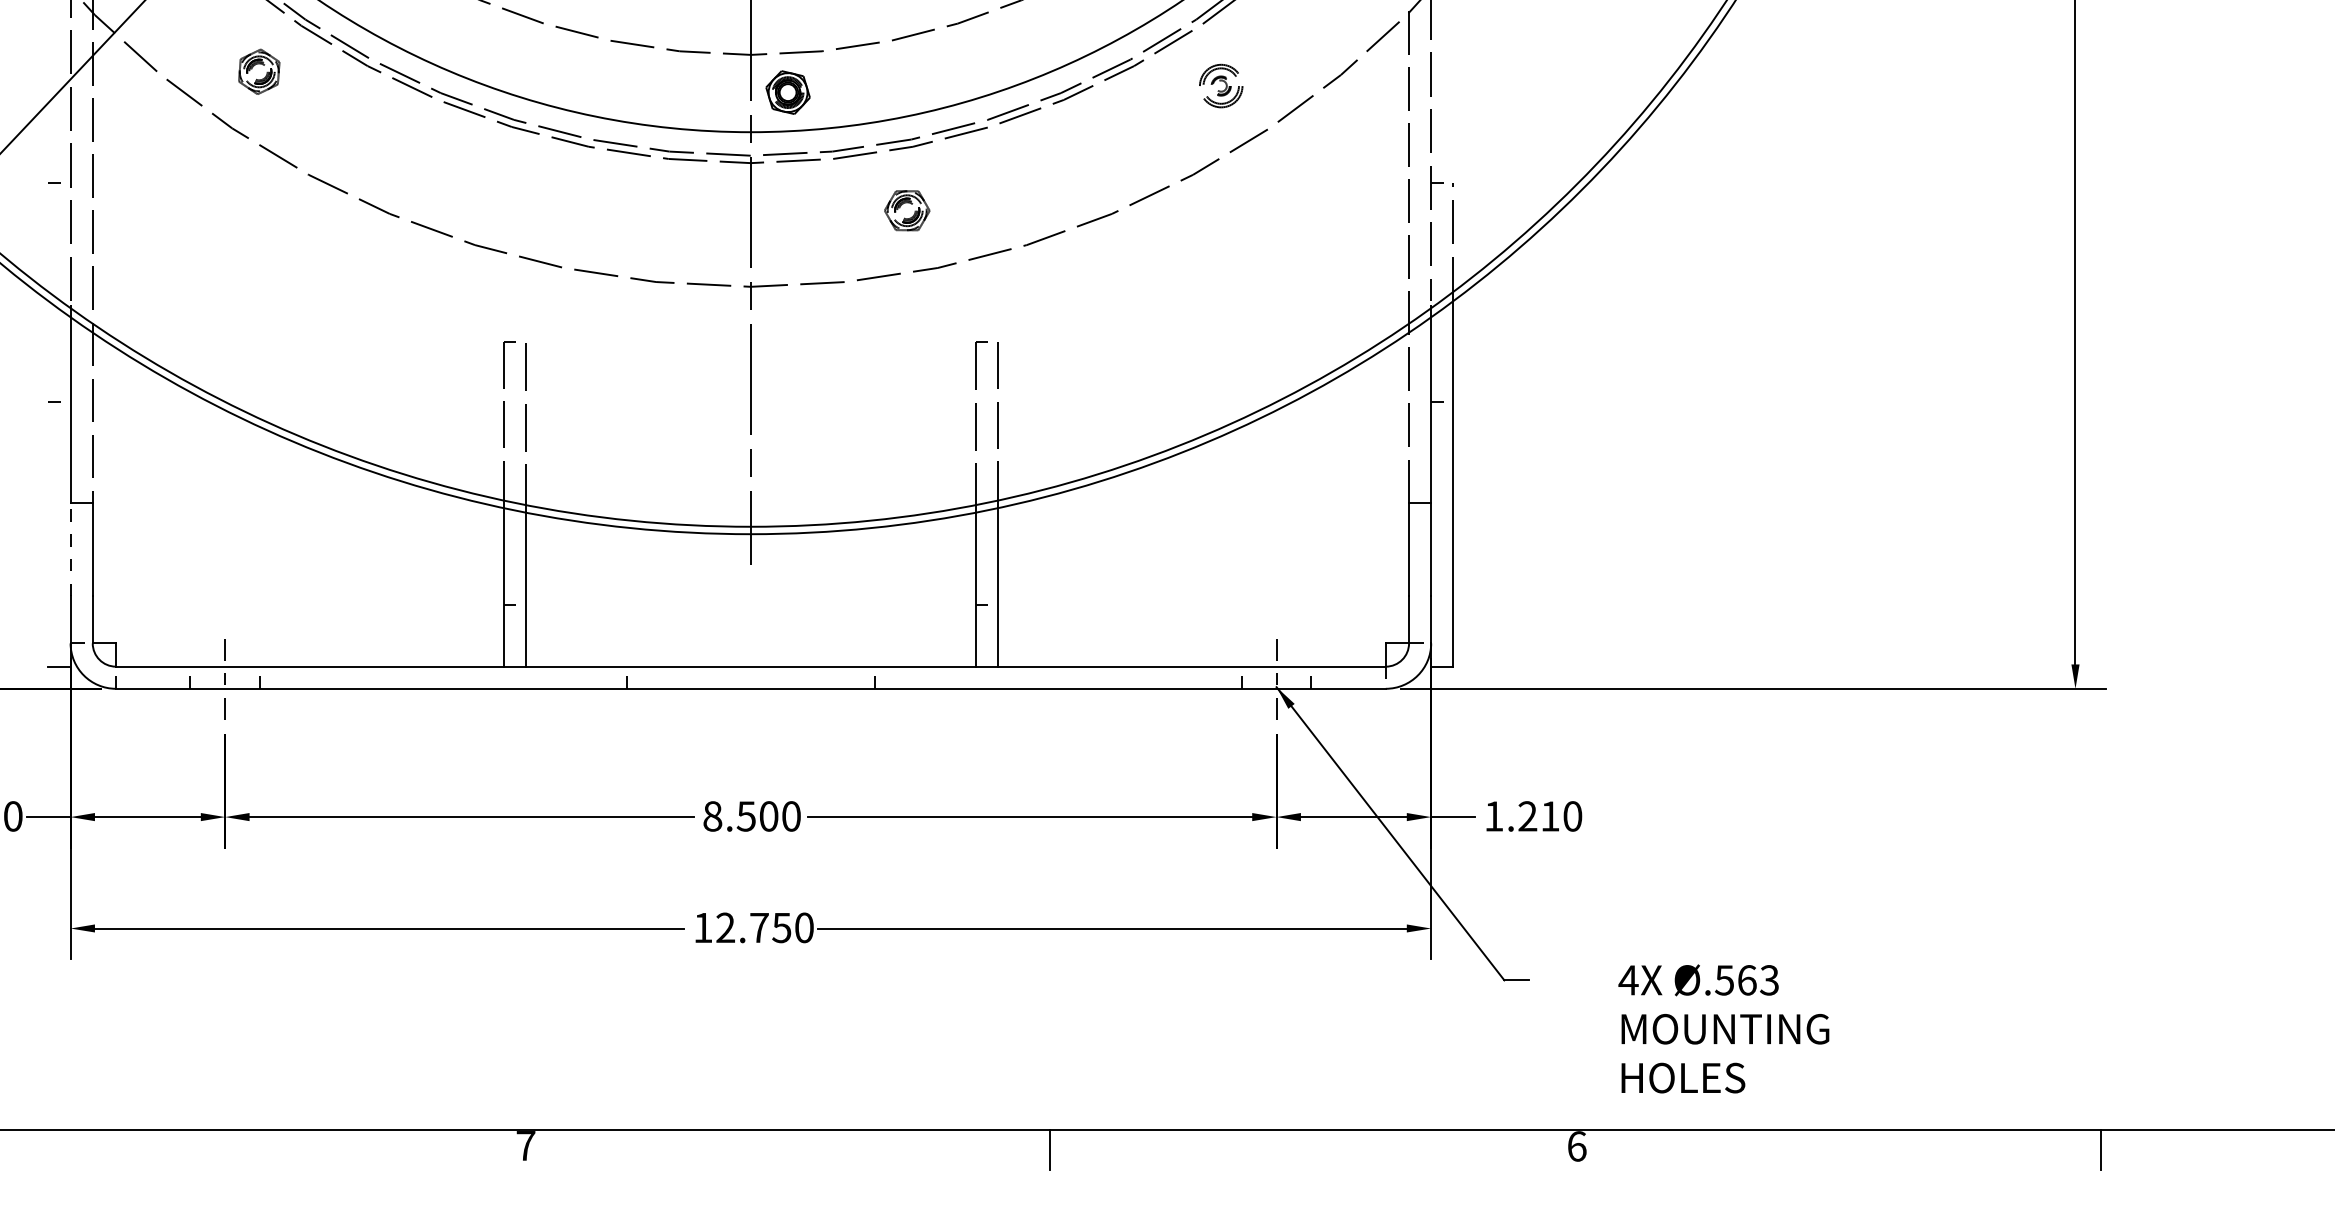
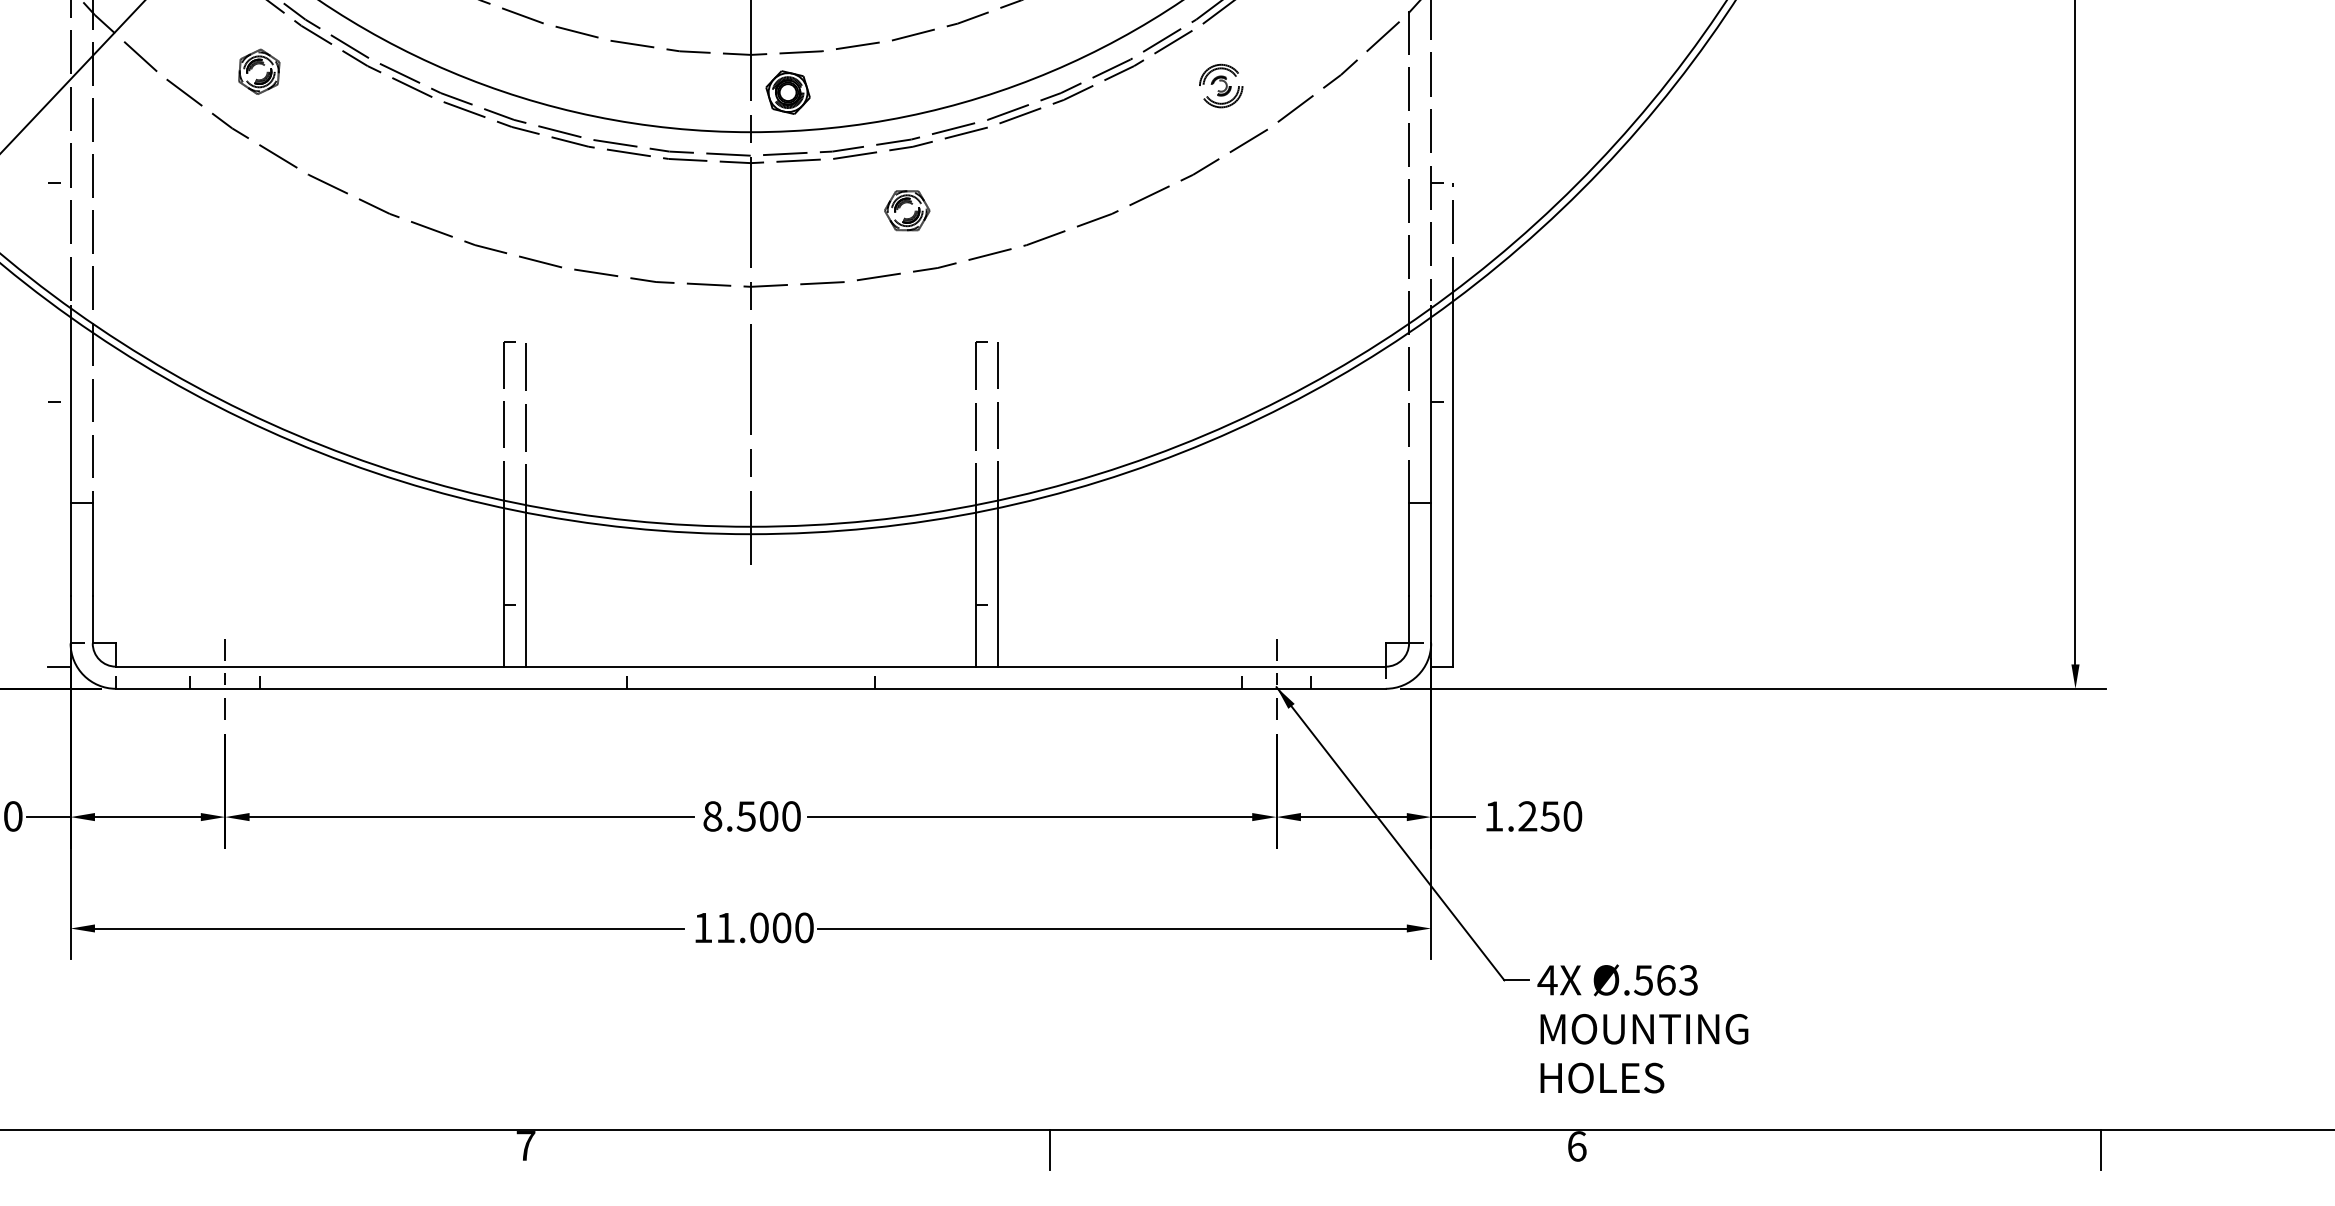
line: dashed -> solid (70, 549)
text: 1.210 -> 1.250 (1549, 816)
text: 12.750 -> 11.000 (753, 927)
text position: (1723, 1028) -> (1642, 1028) (1642, 1028)
